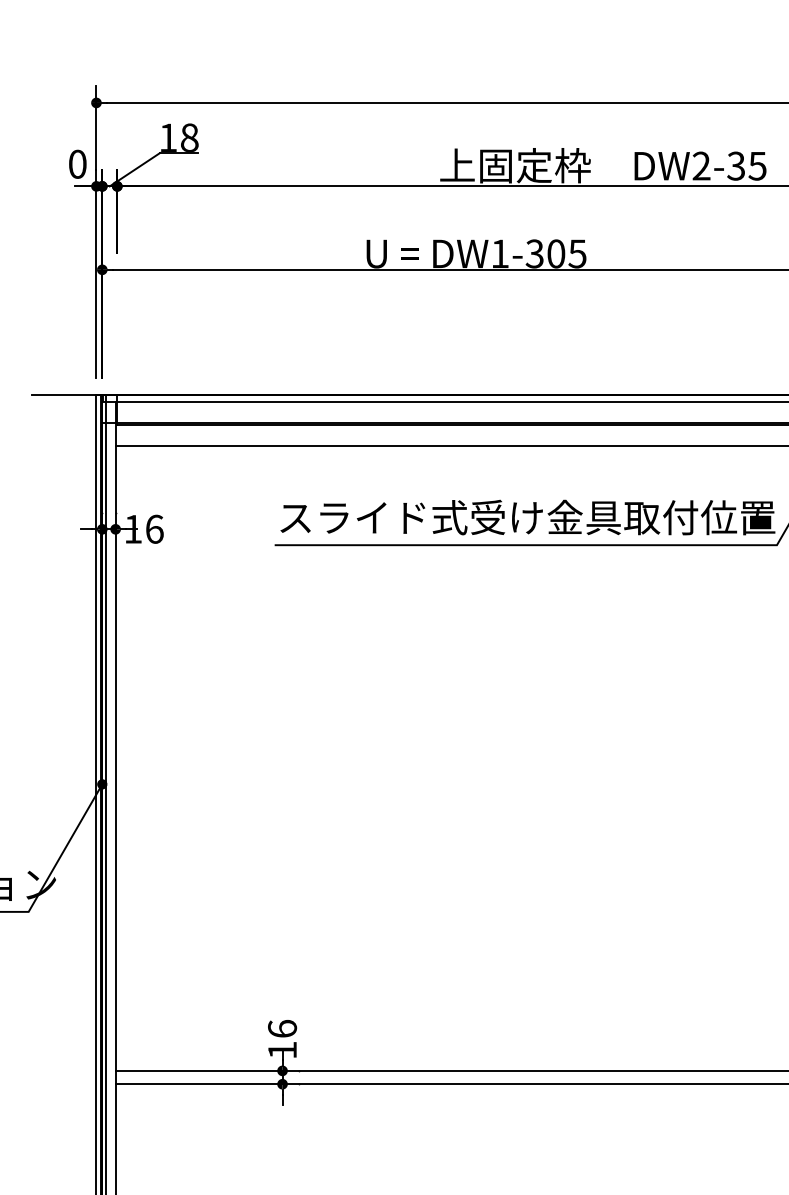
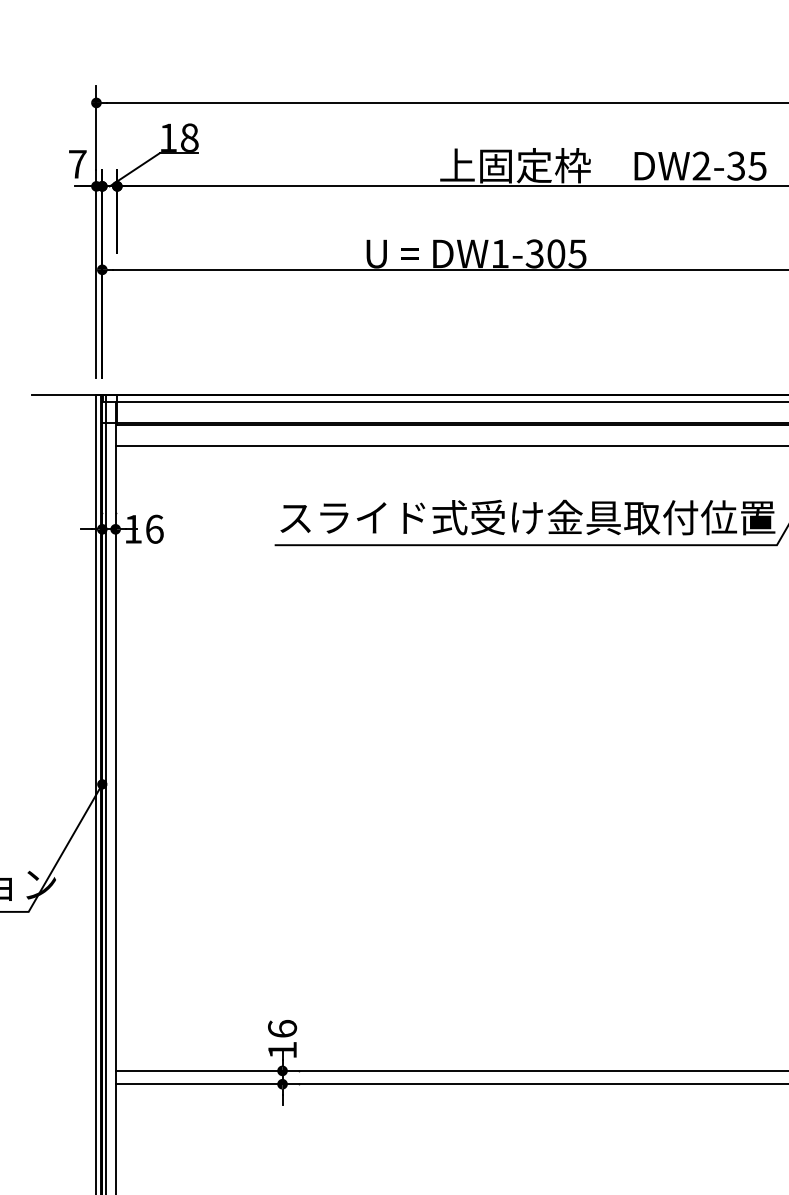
text: 0 -> 7 (77, 163)
